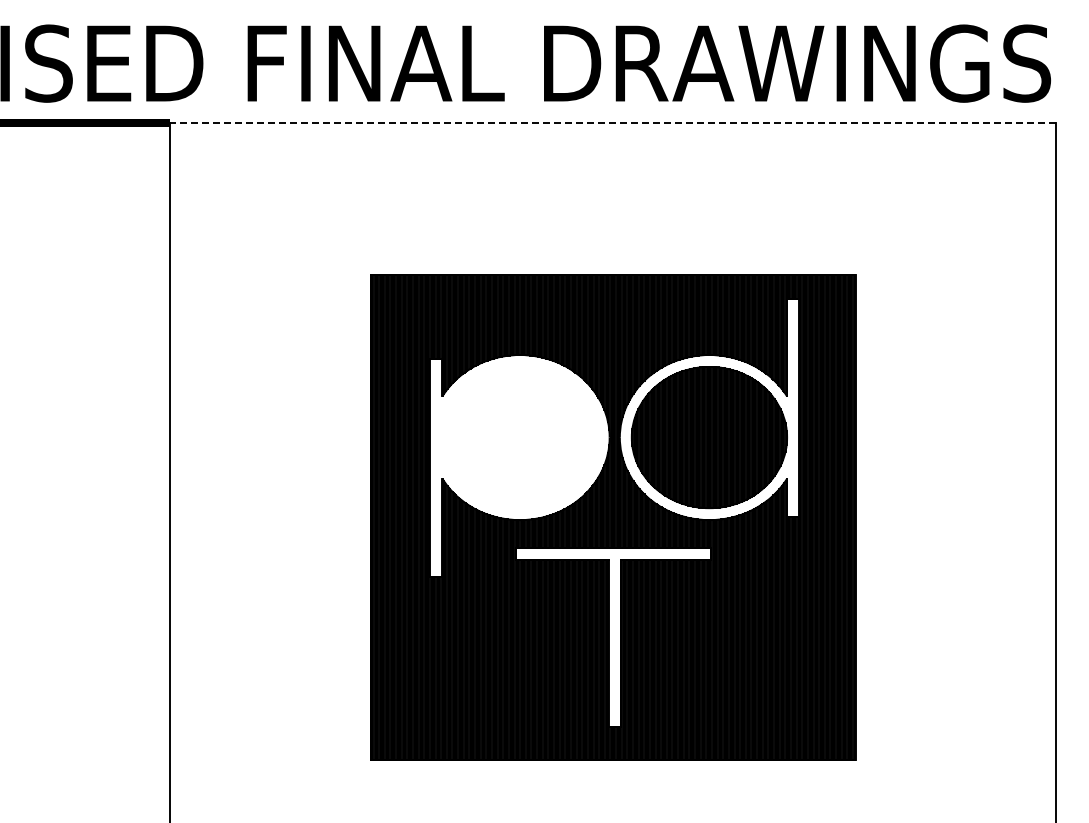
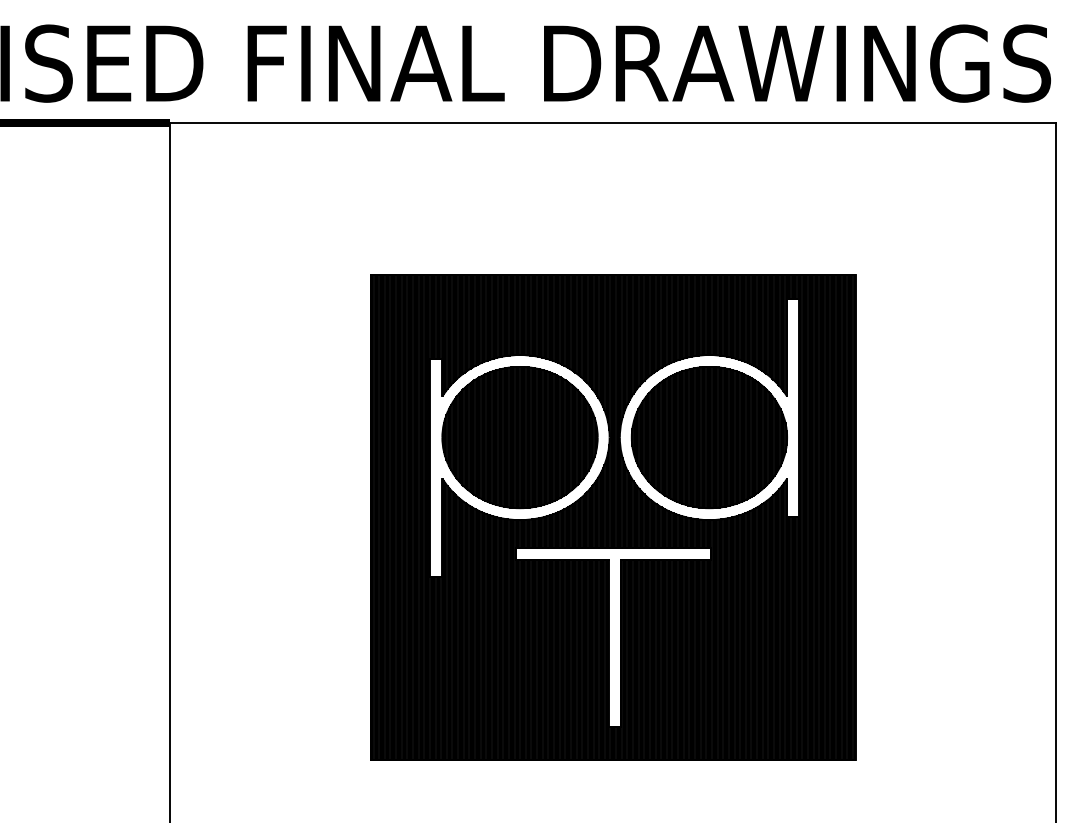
line: dashed -> solid (612, 122)
part: none -> present (519, 437)
